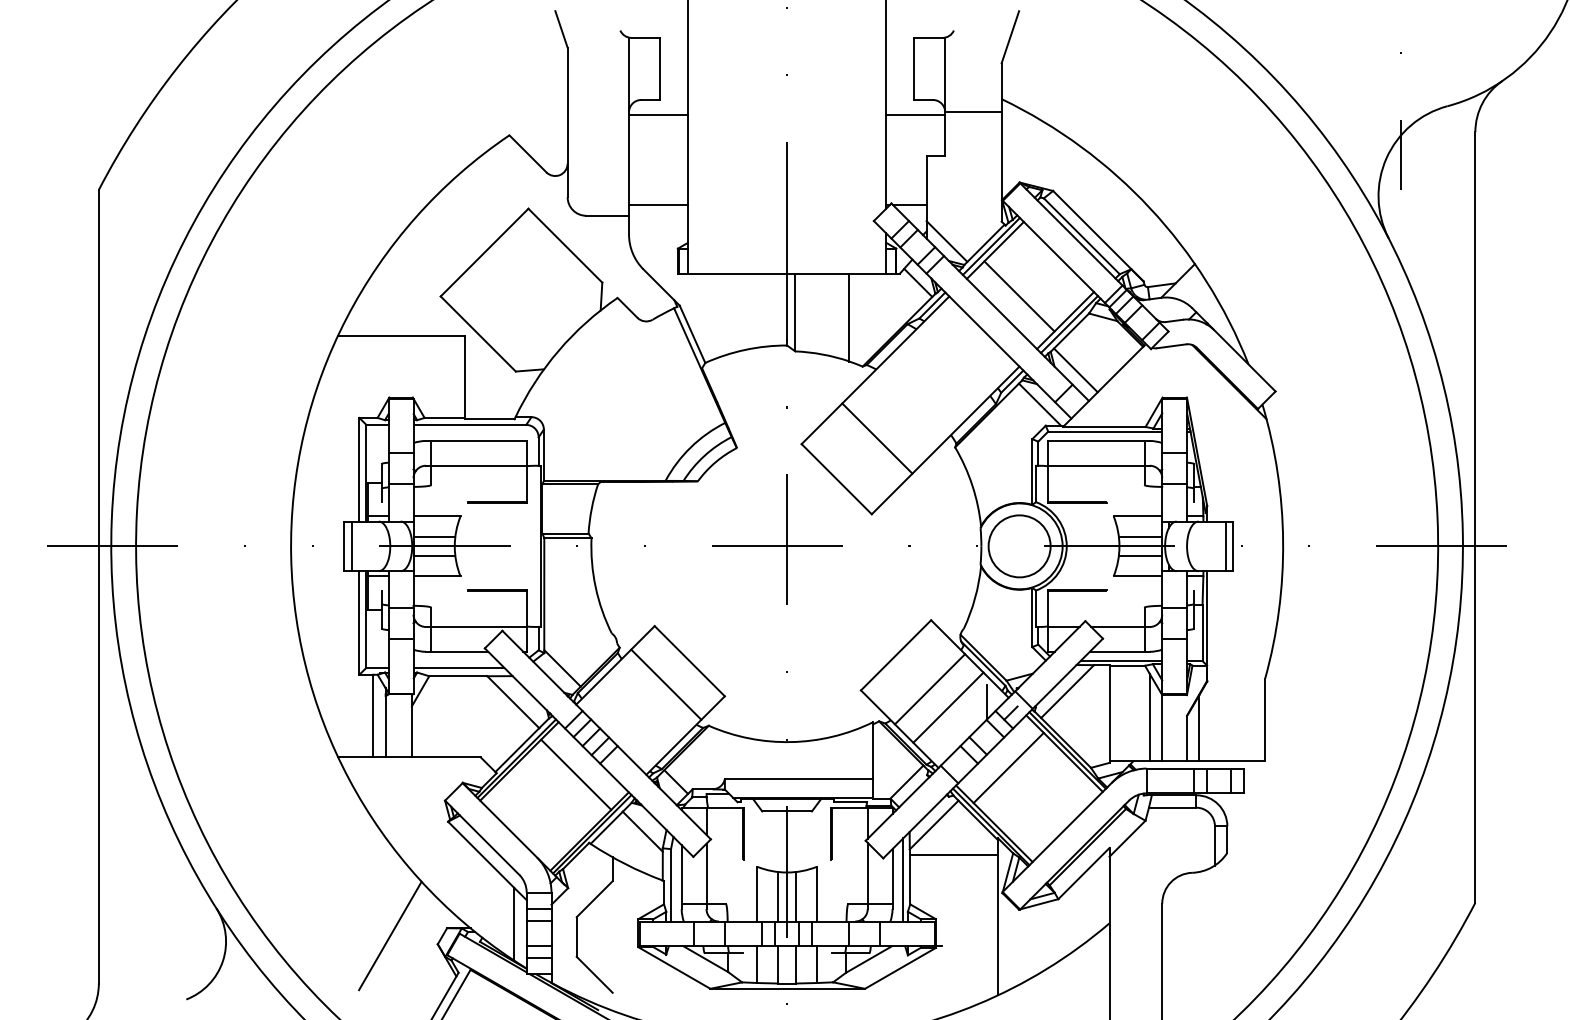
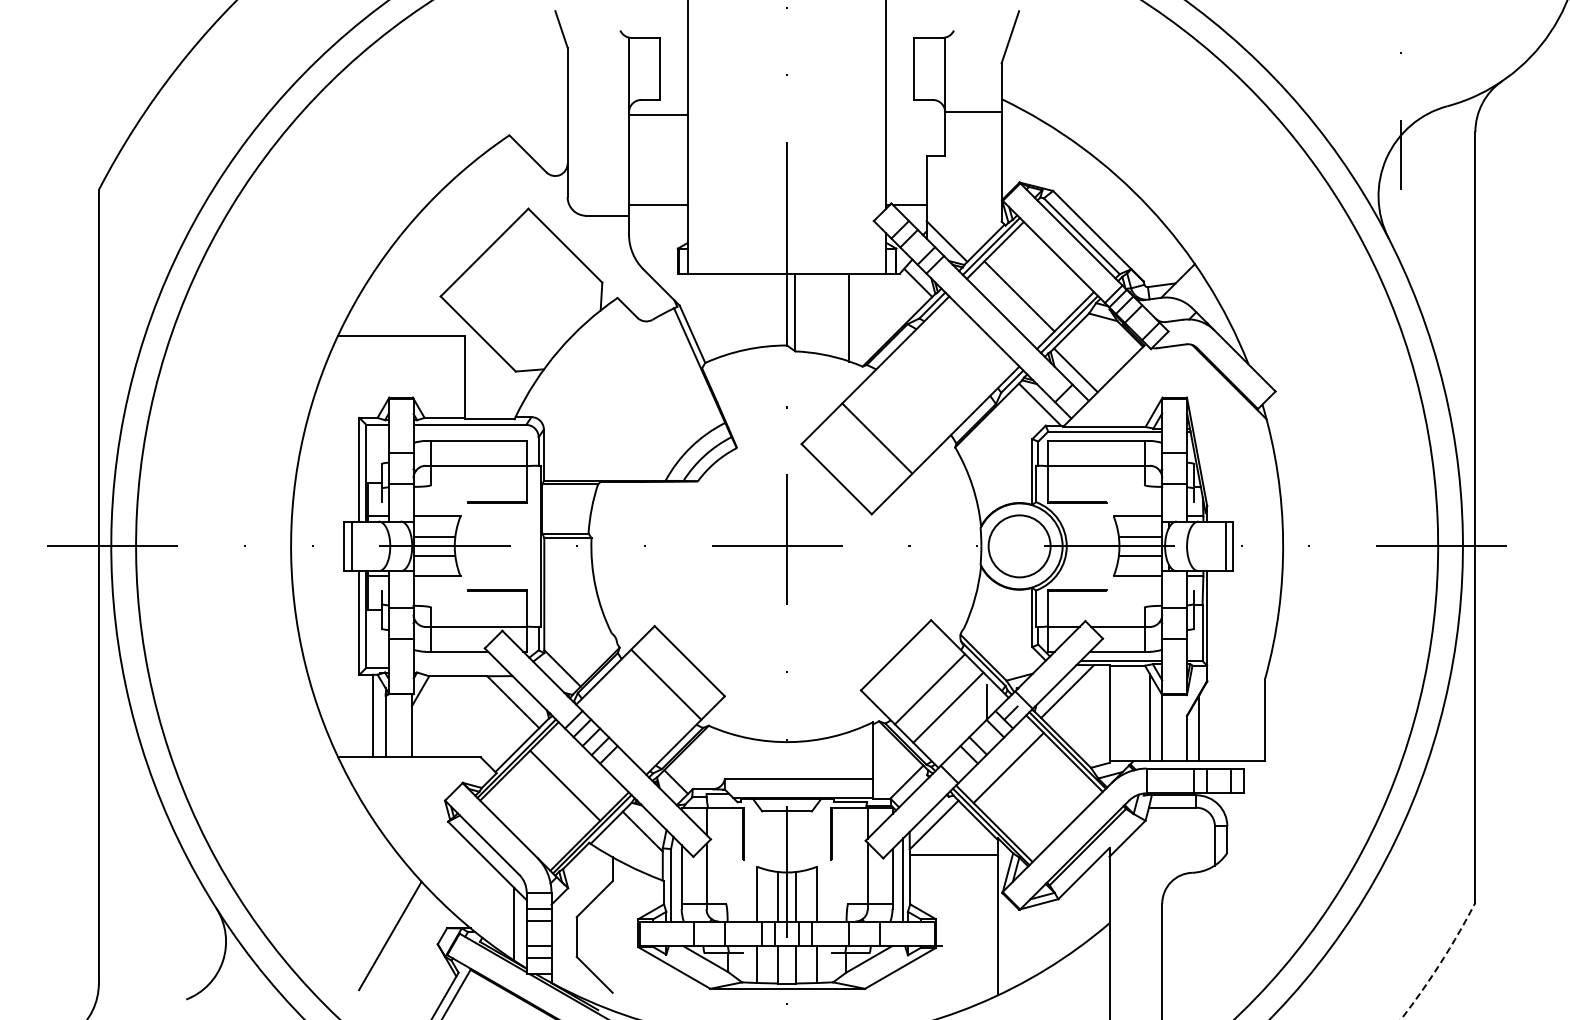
line: present -> none (915, 115)
line: present -> none (458, 667)
line position: (576, 774) -> (565, 785) (565, 785)
arc: solid -> dashed (1440, 962)
